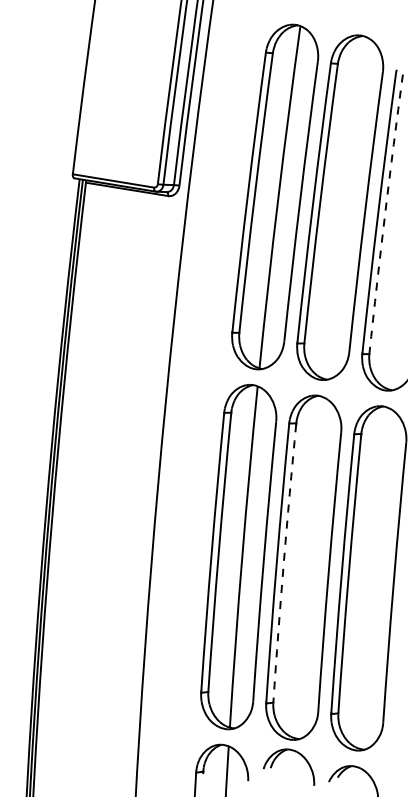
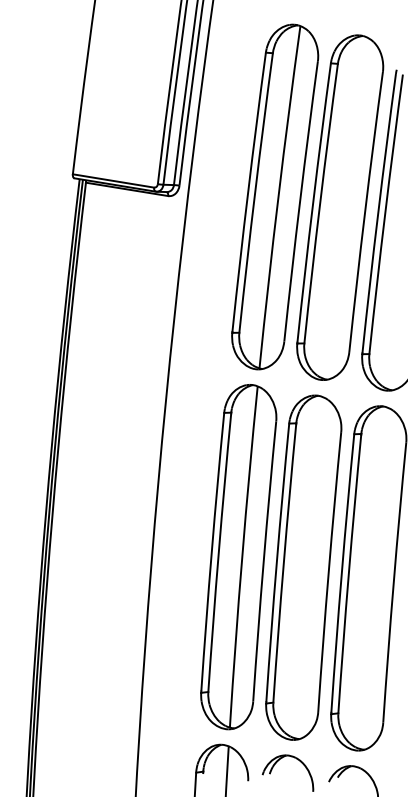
arc: dashed -> solid (385, 214)
arc: dashed -> solid (283, 563)
part position: (278, 756) -> (277, 762) (277, 762)
